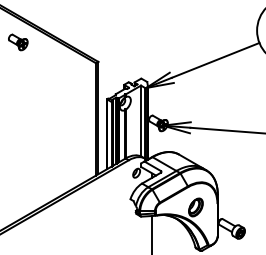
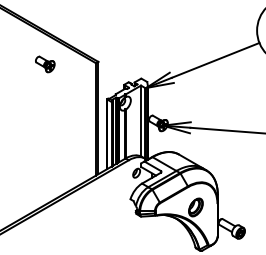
part position: (18, 42) -> (45, 64) (45, 64)
line: present -> none (151, 233)
